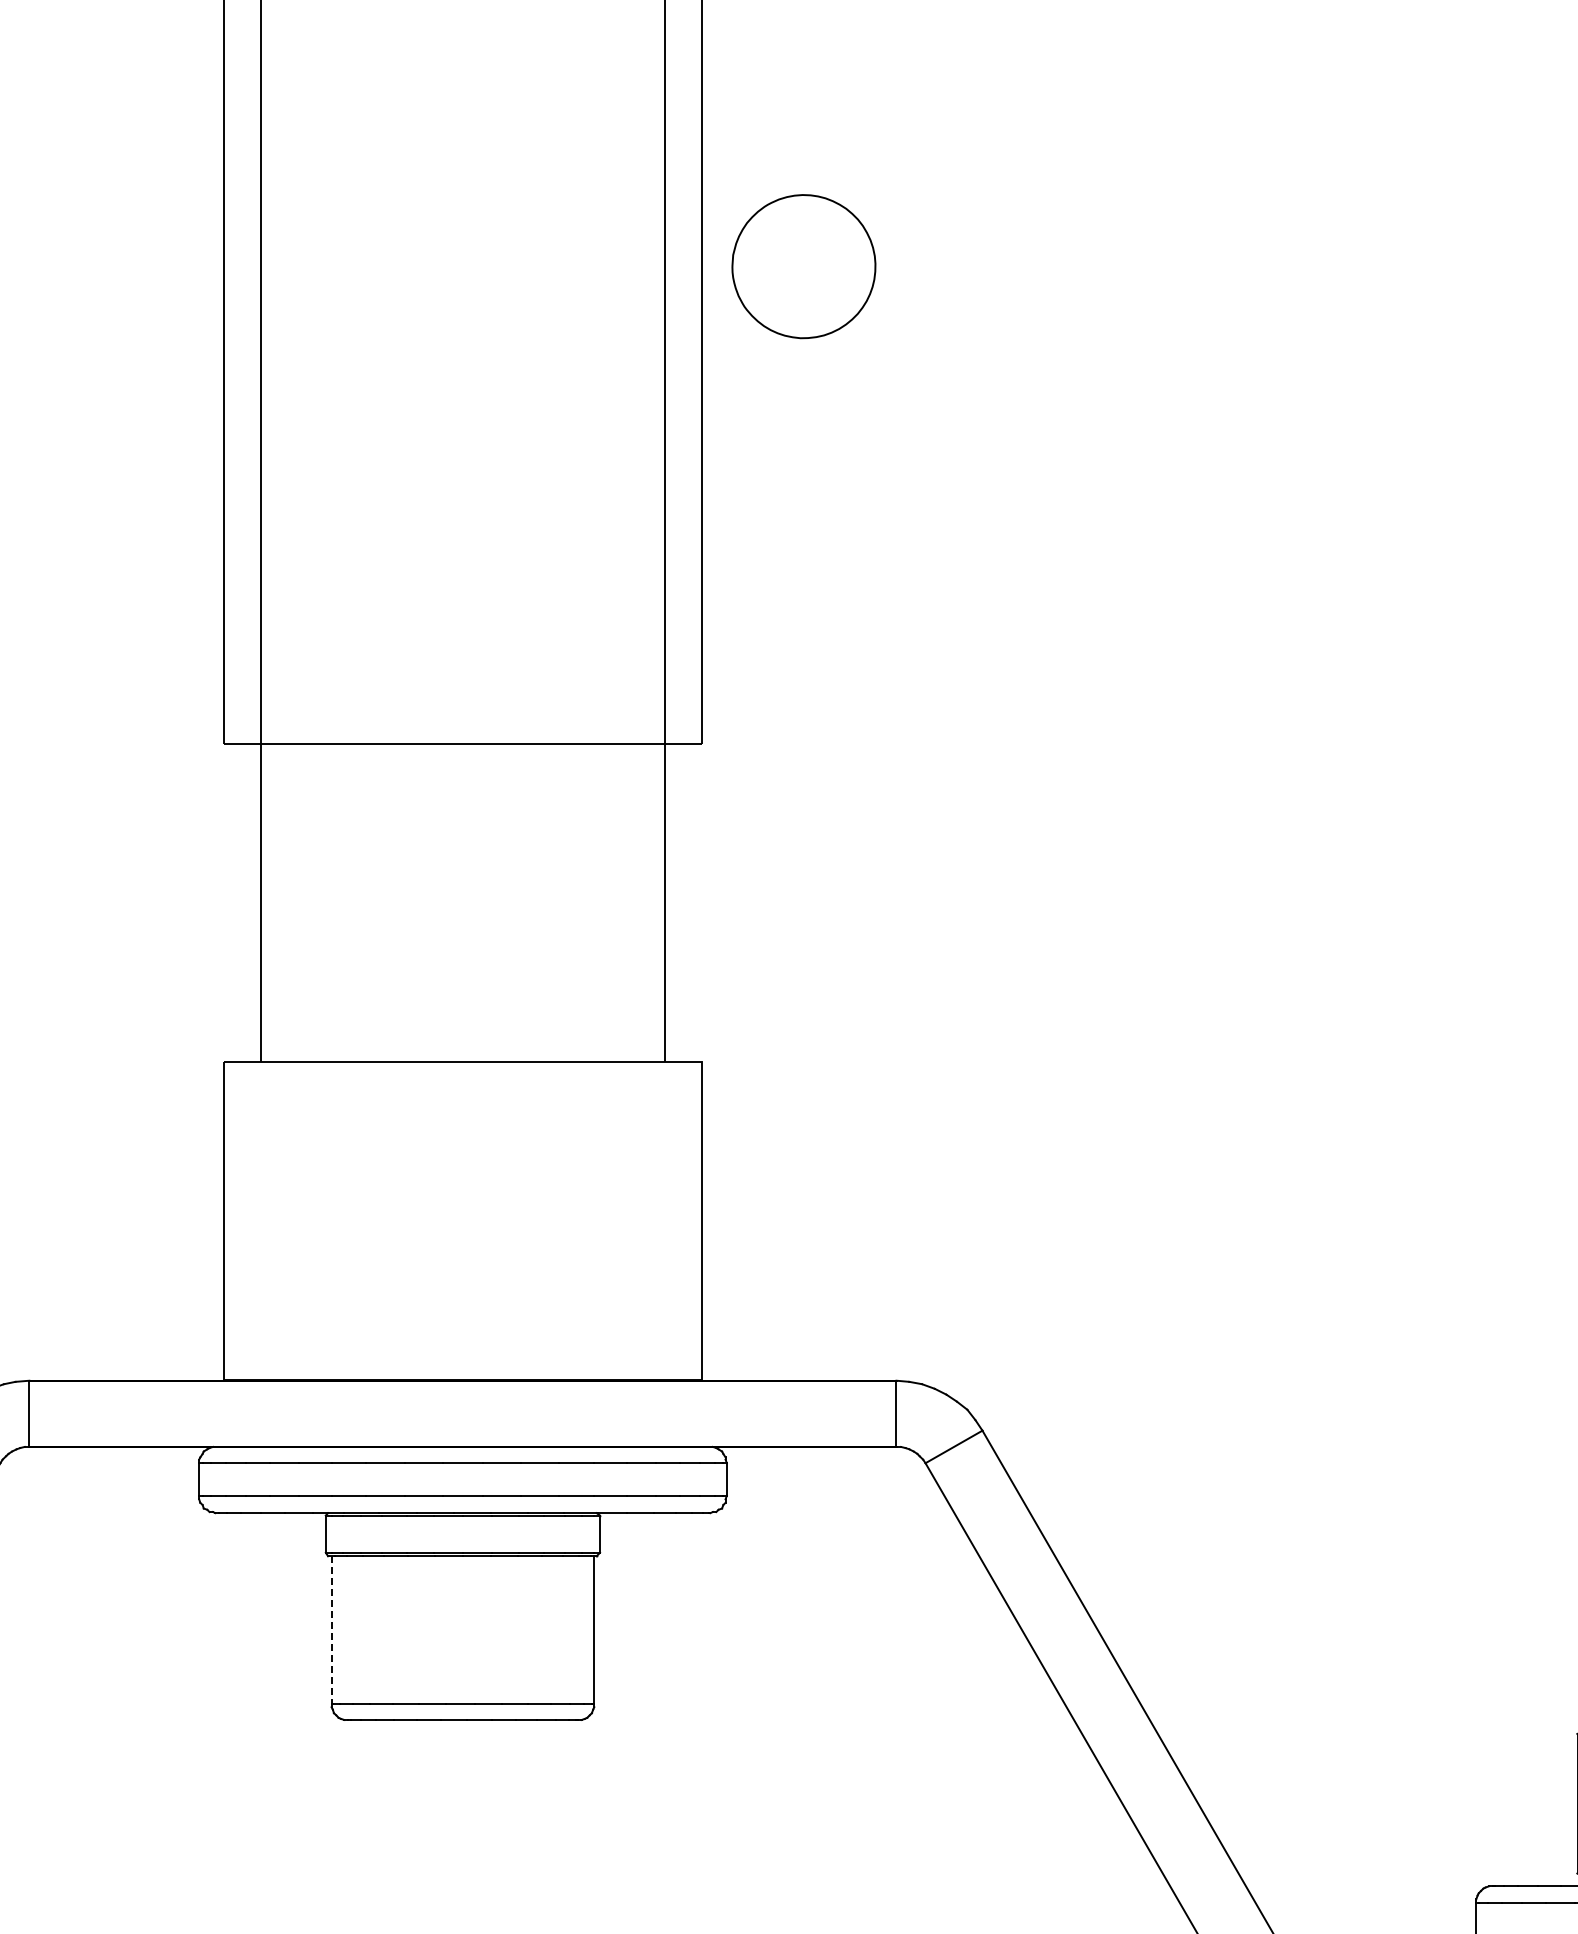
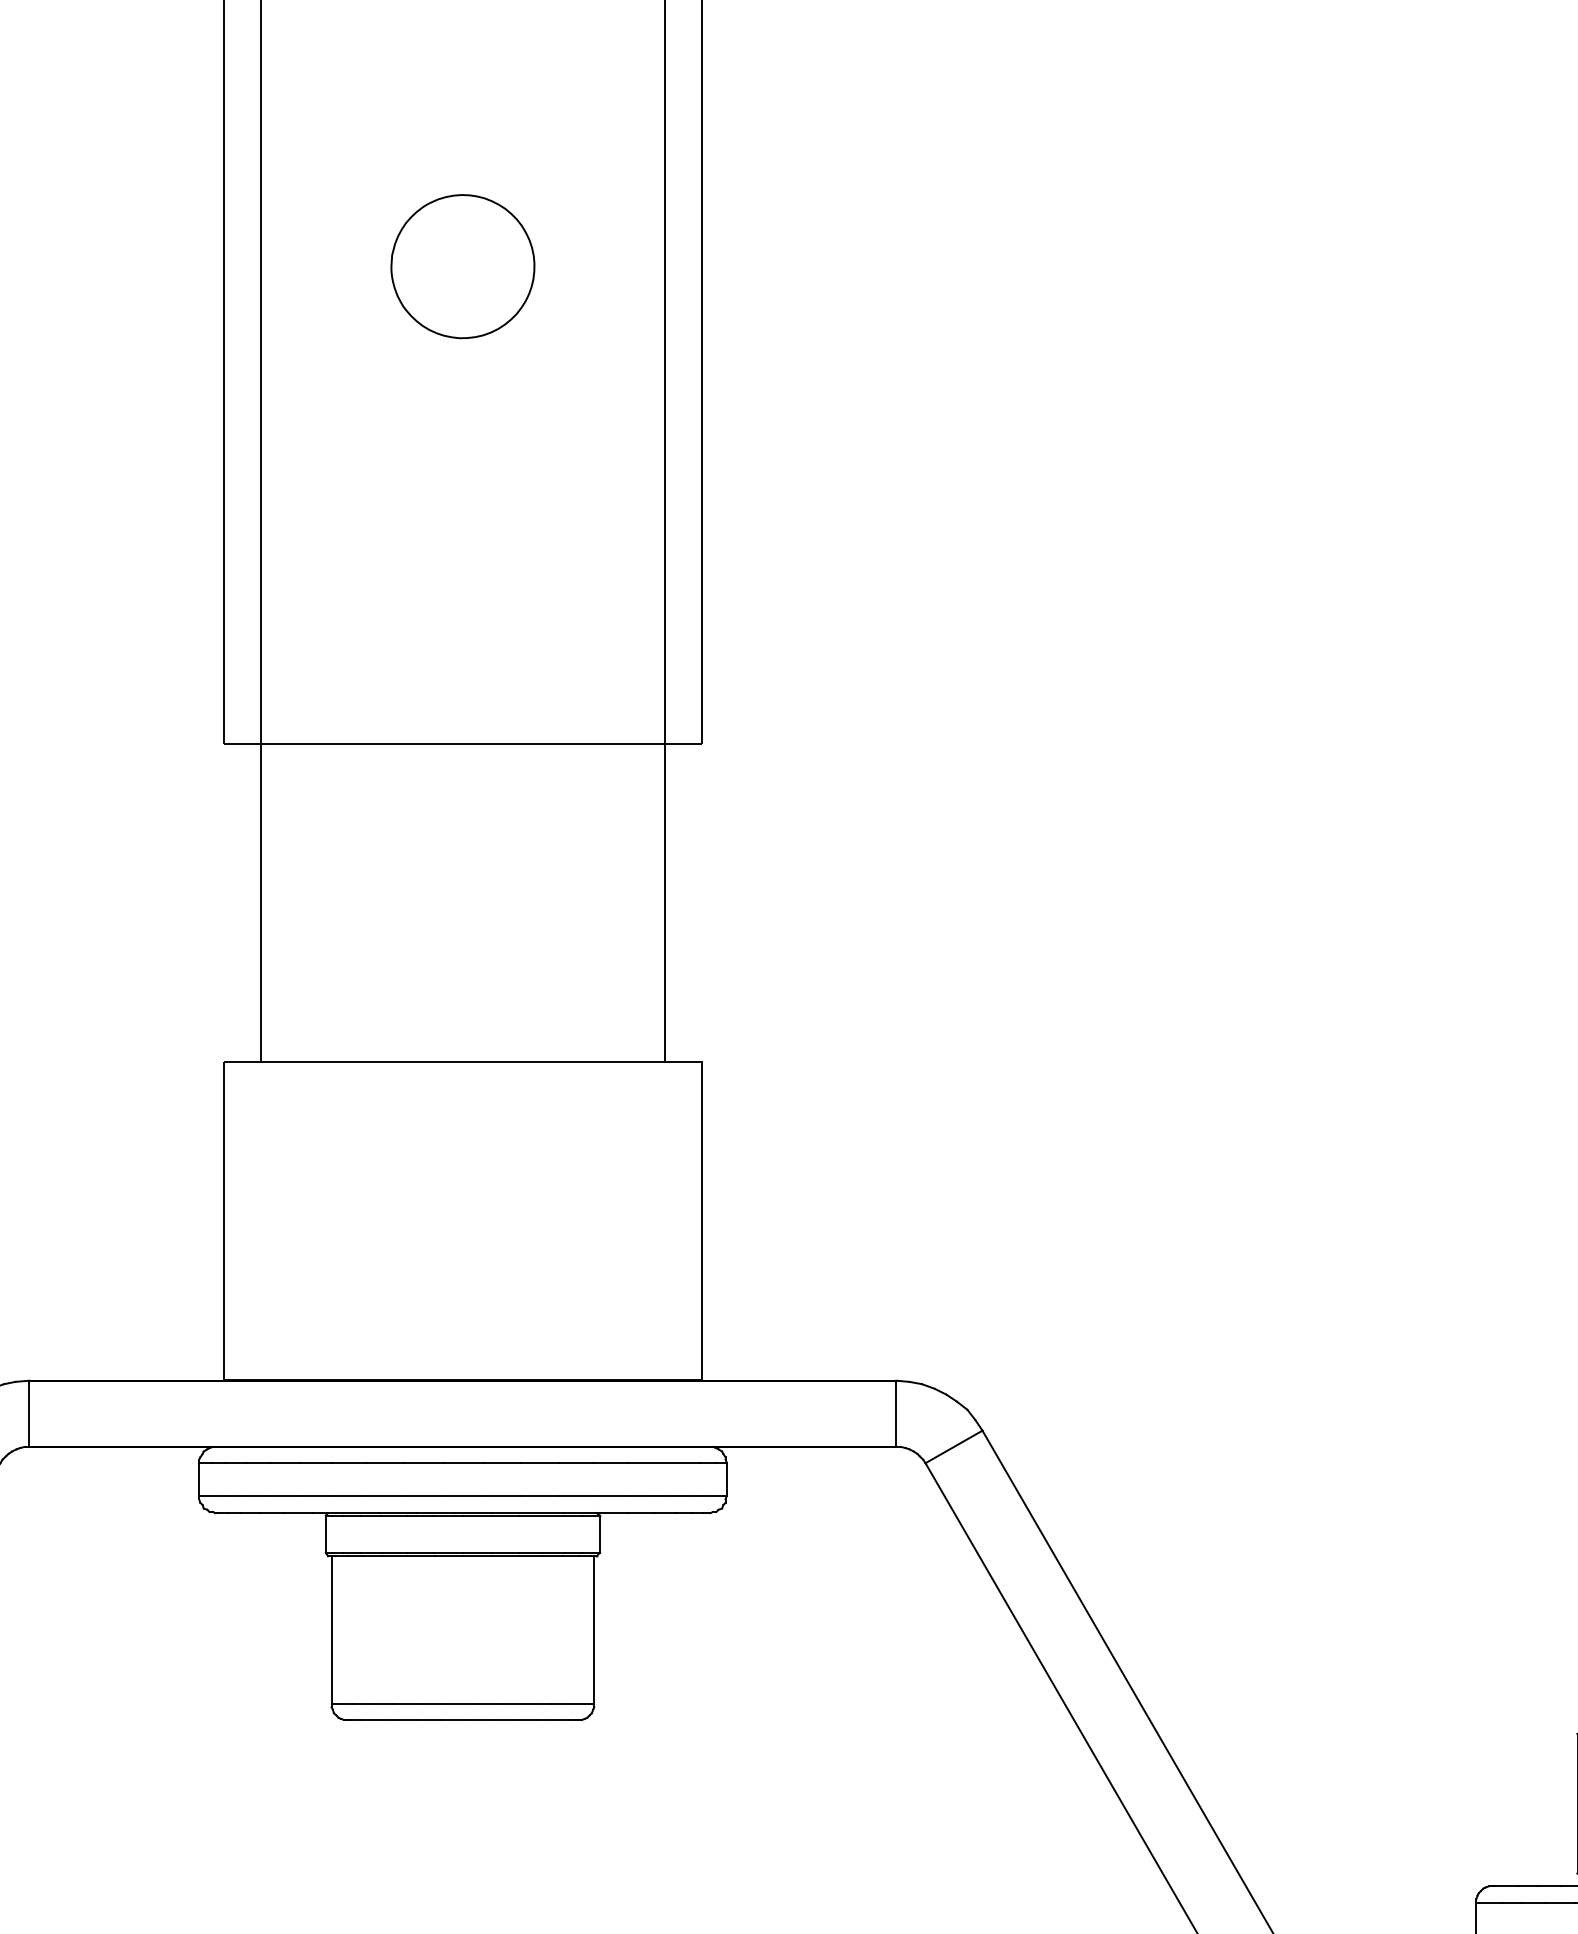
part position: (803, 266) -> (462, 266) (462, 266)
line: dashed -> solid (331, 1630)
